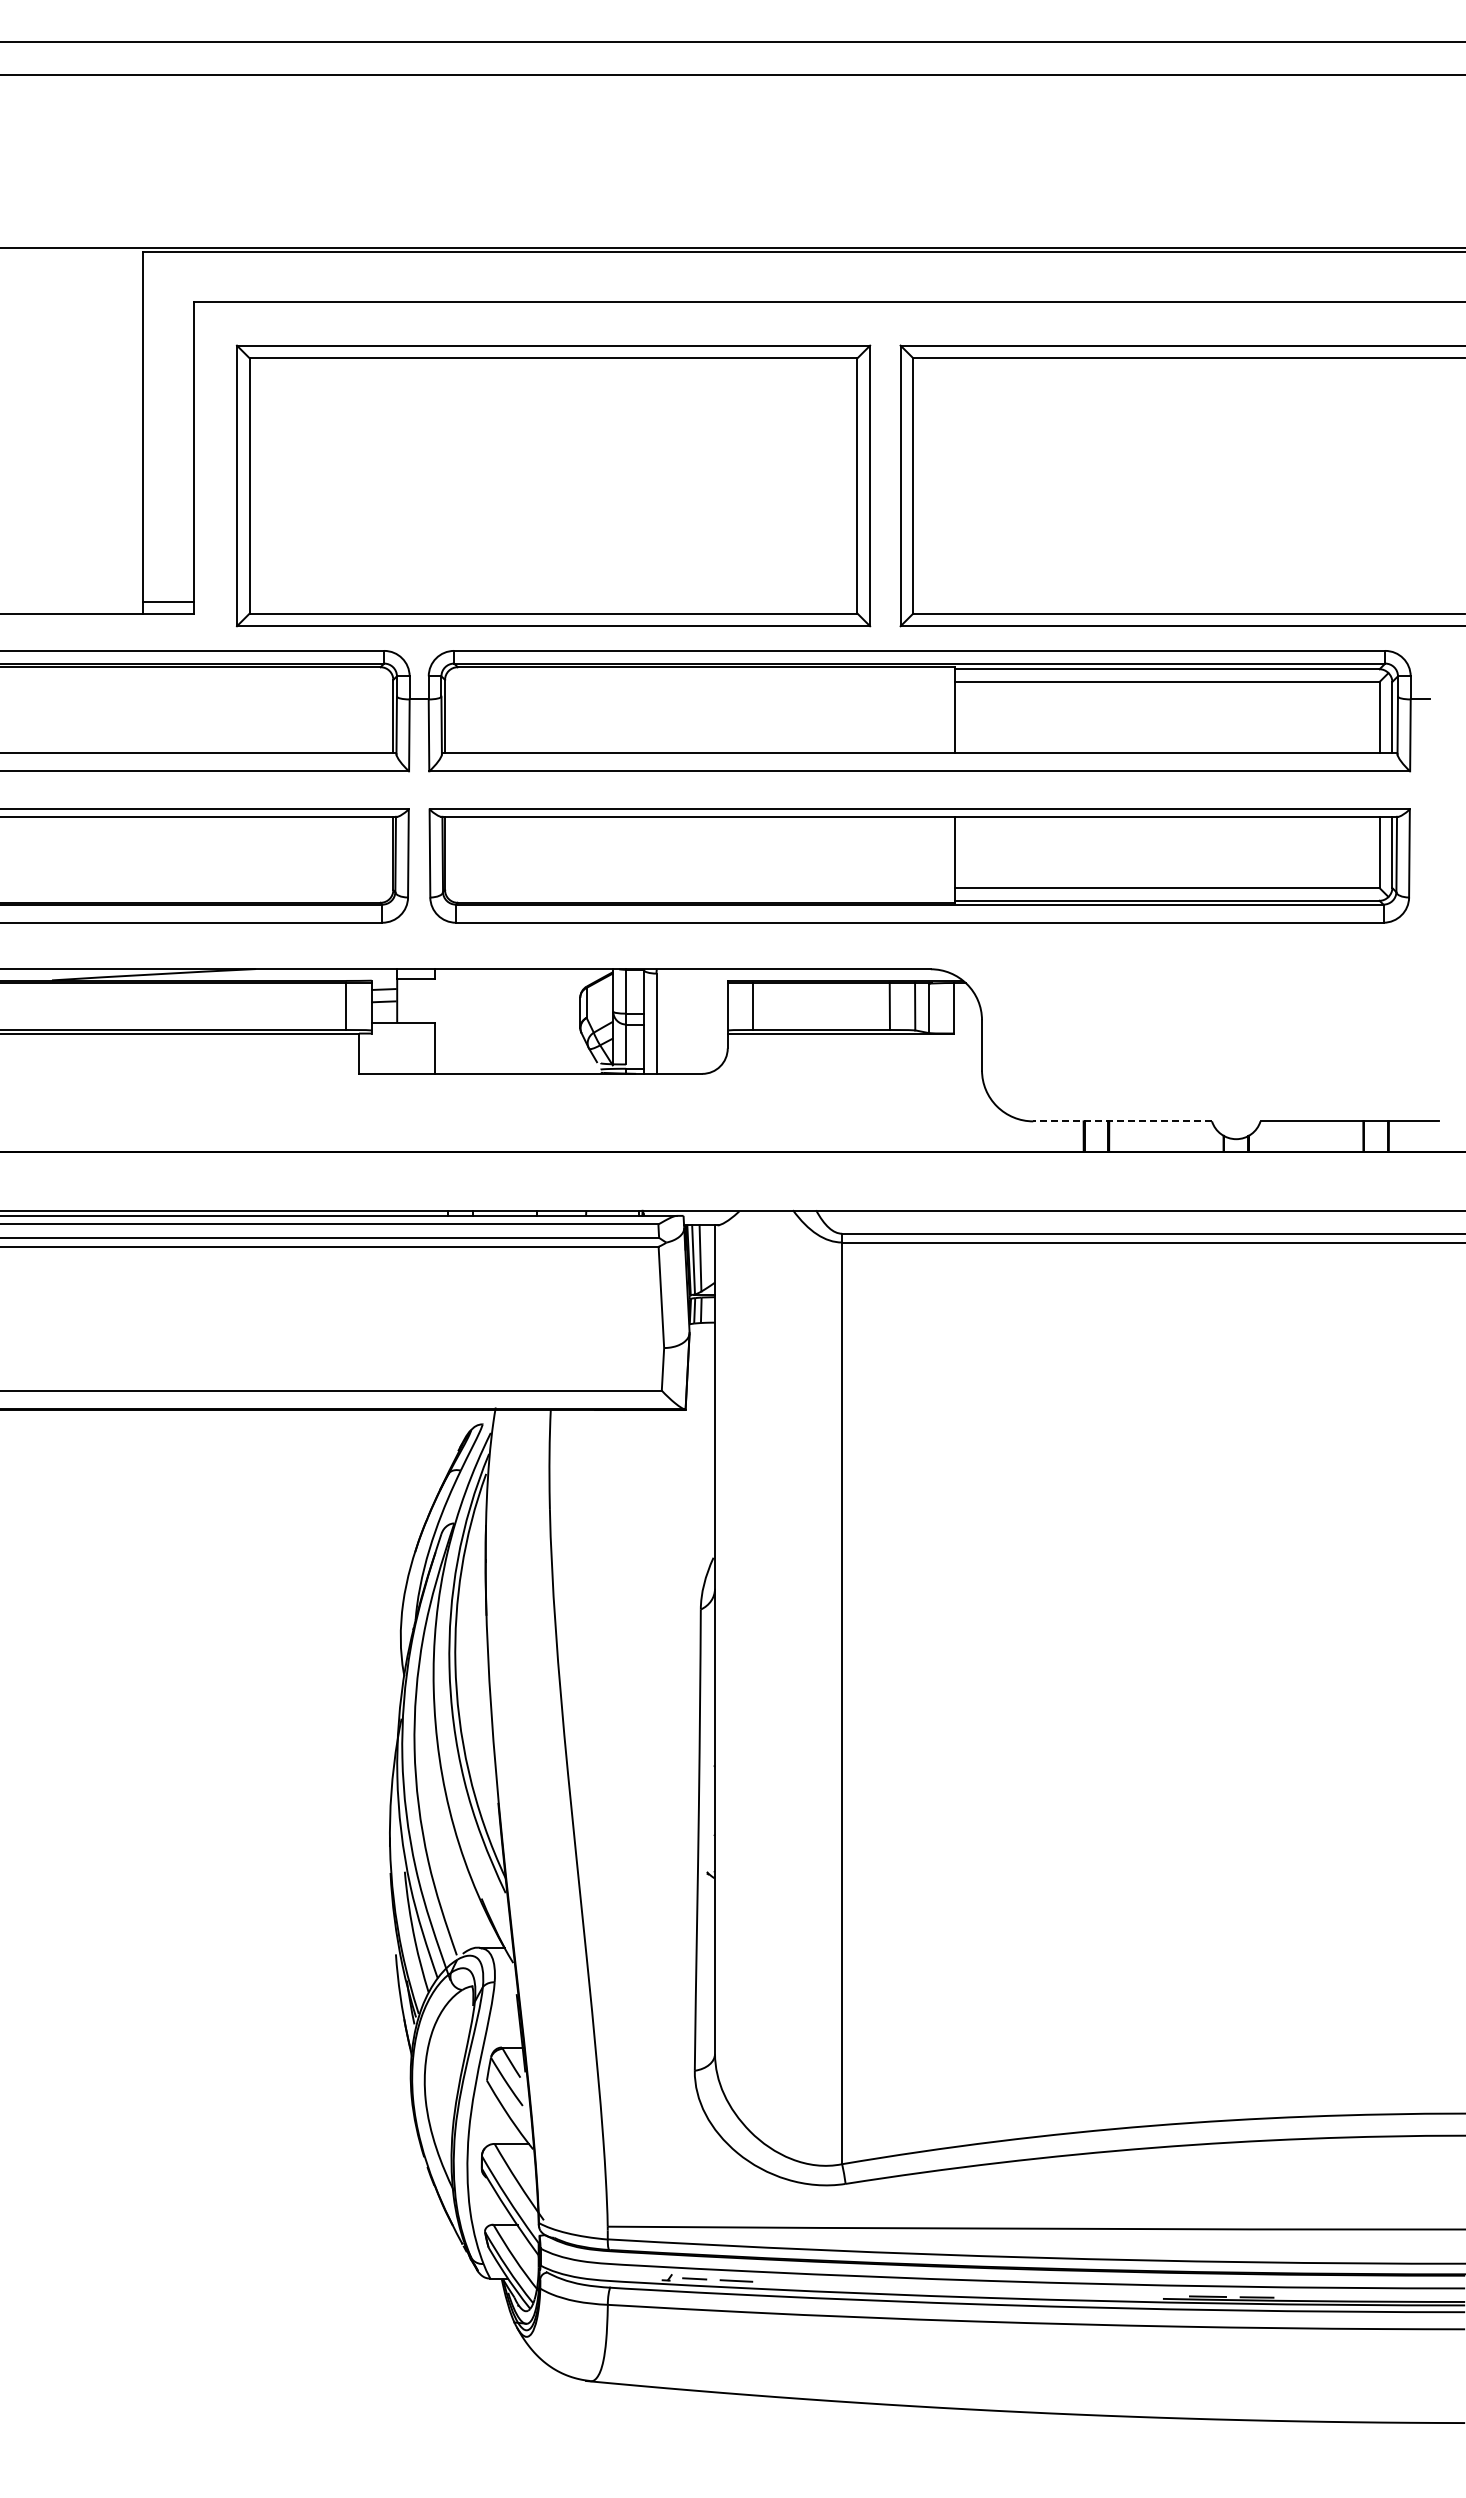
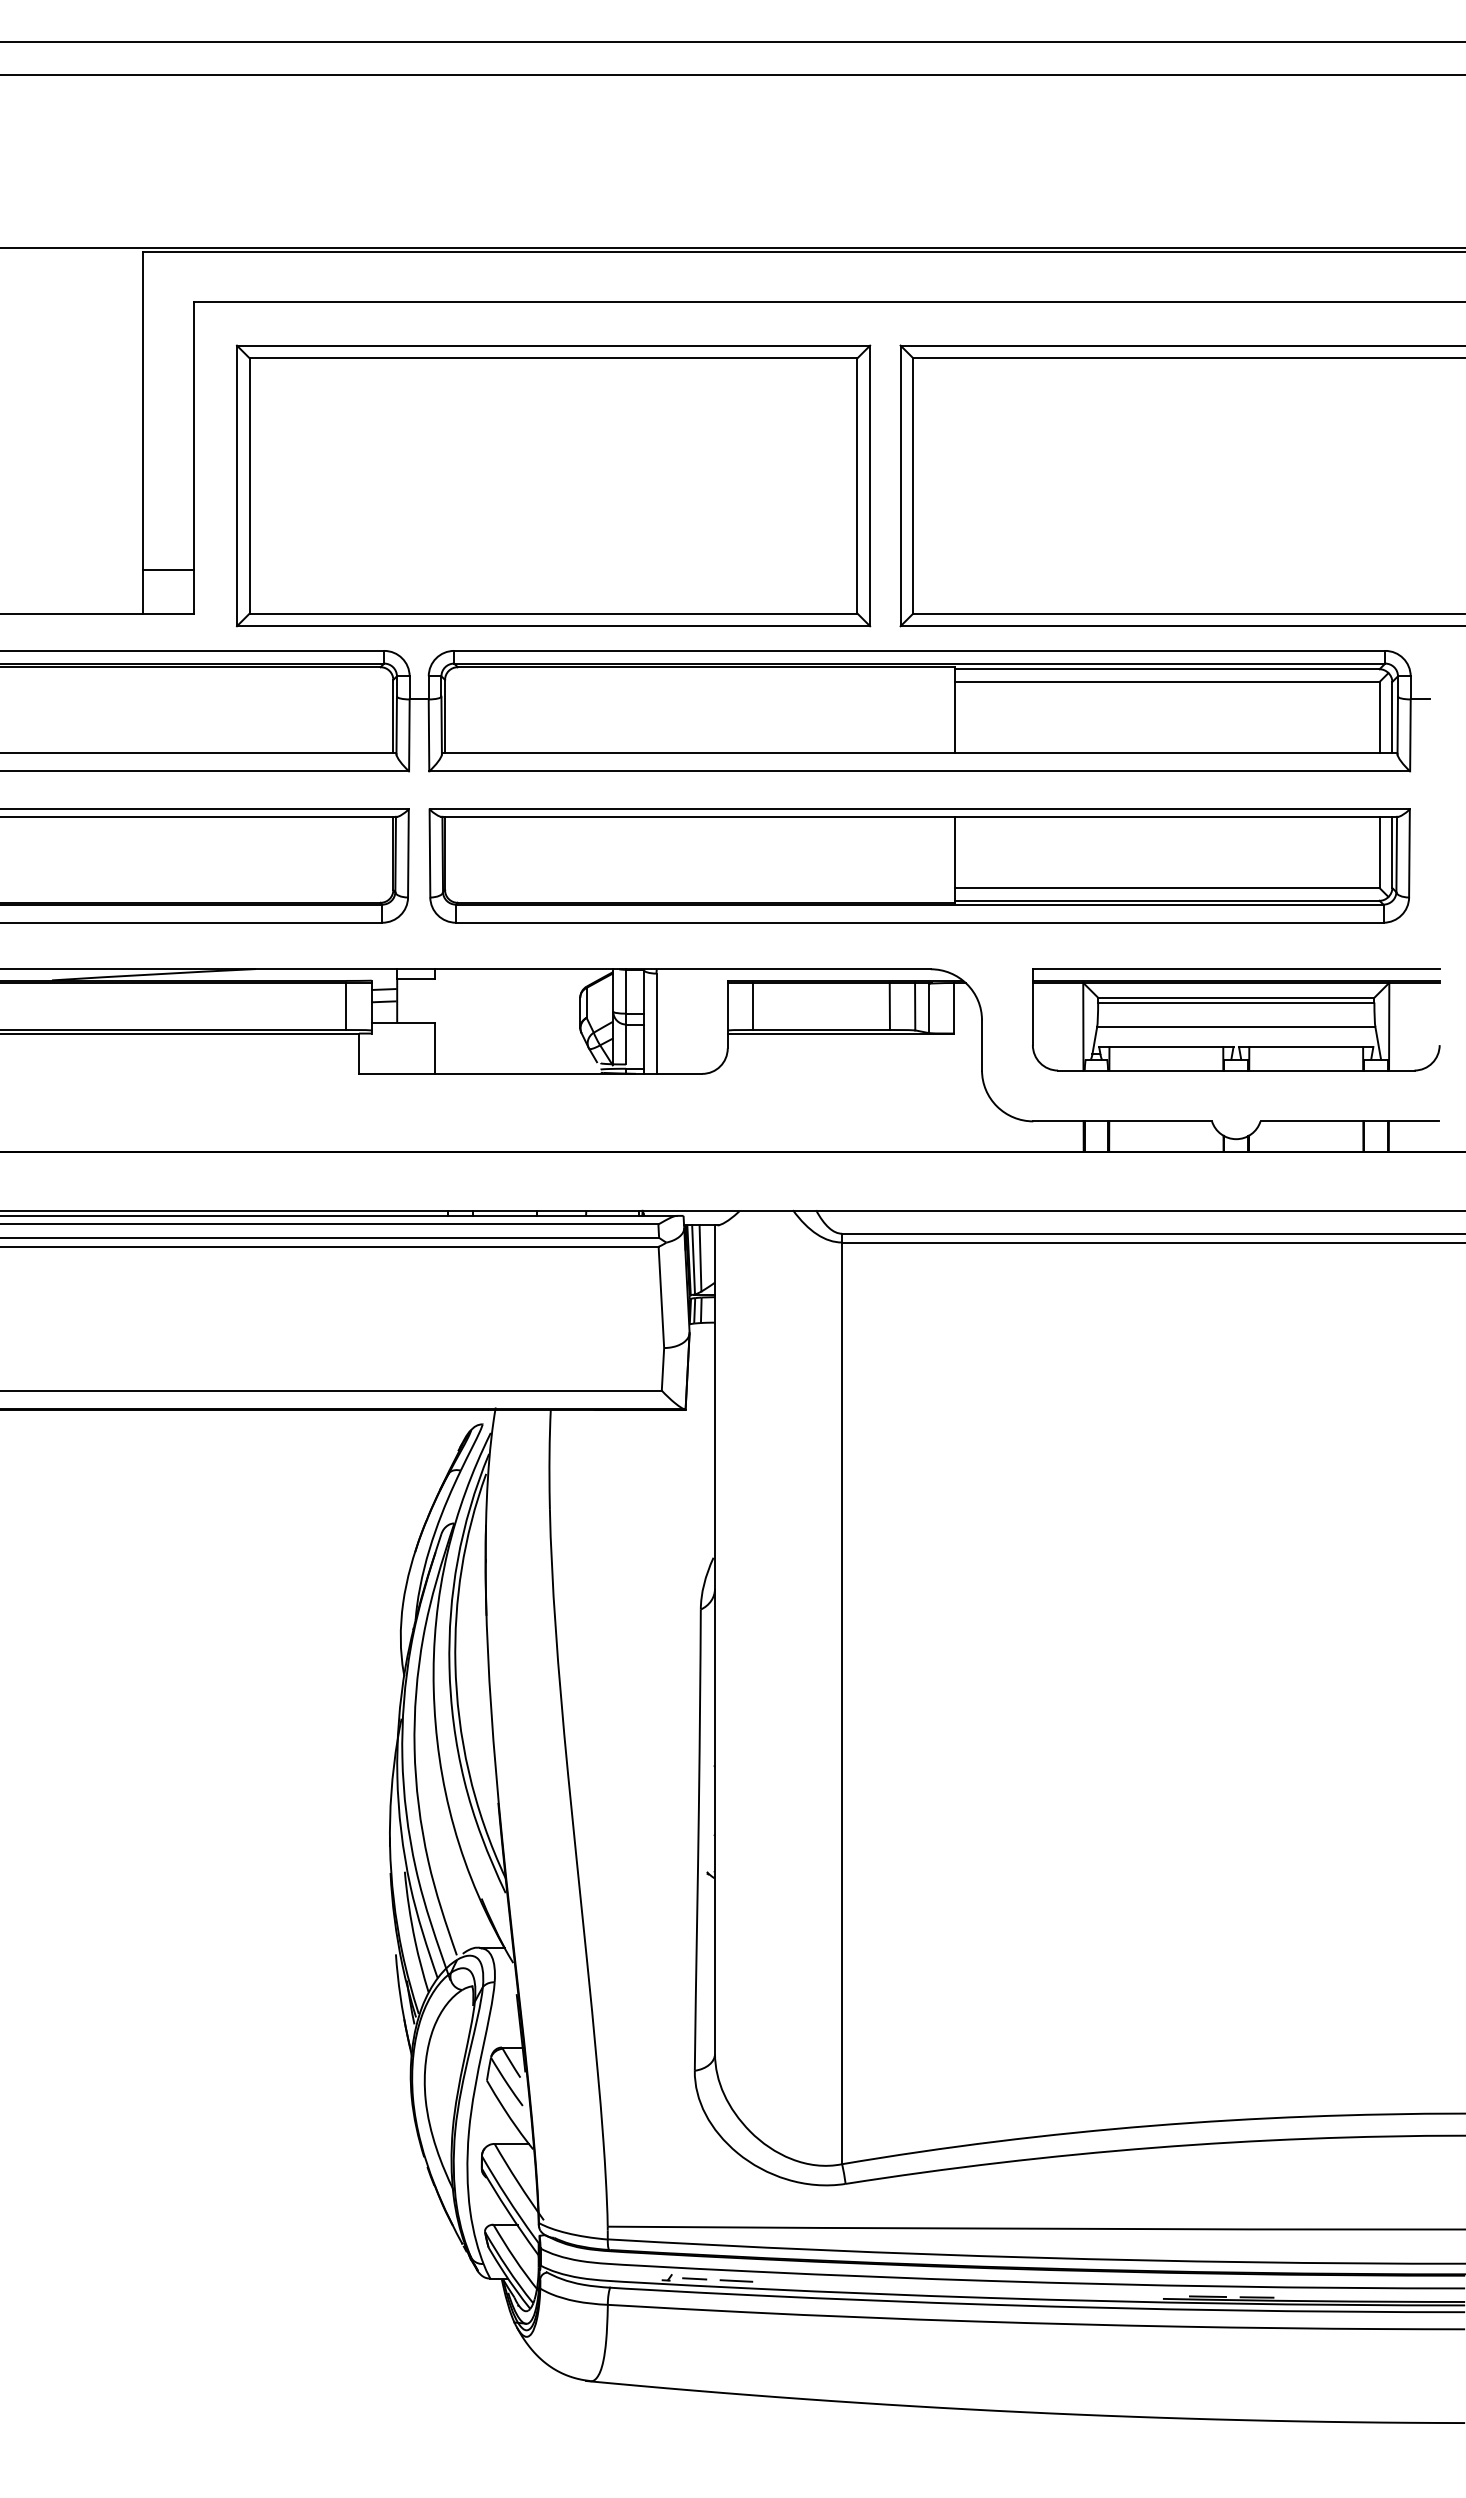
line position: (167, 601) -> (167, 569) (167, 569)
part: none -> present (1236, 1019)
line: dashed -> solid (1122, 1121)
